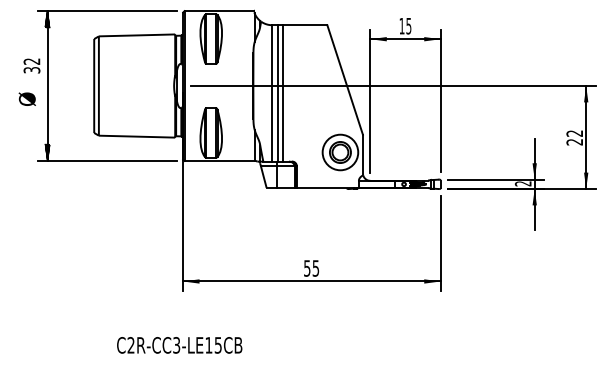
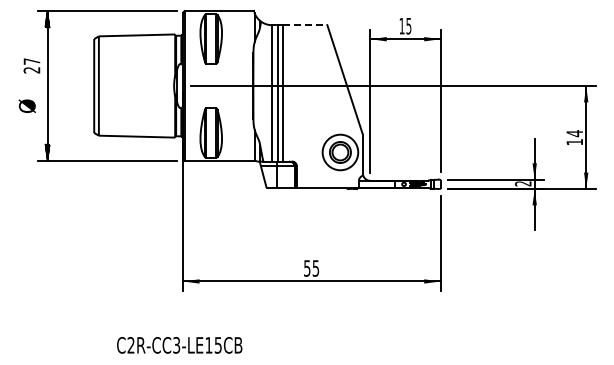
line: solid -> dashed (305, 25)
text: 32 -> 27 (31, 65)
text position: (26, 98) -> (26, 105) (26, 105)
text: 22 -> 14 (574, 137)
